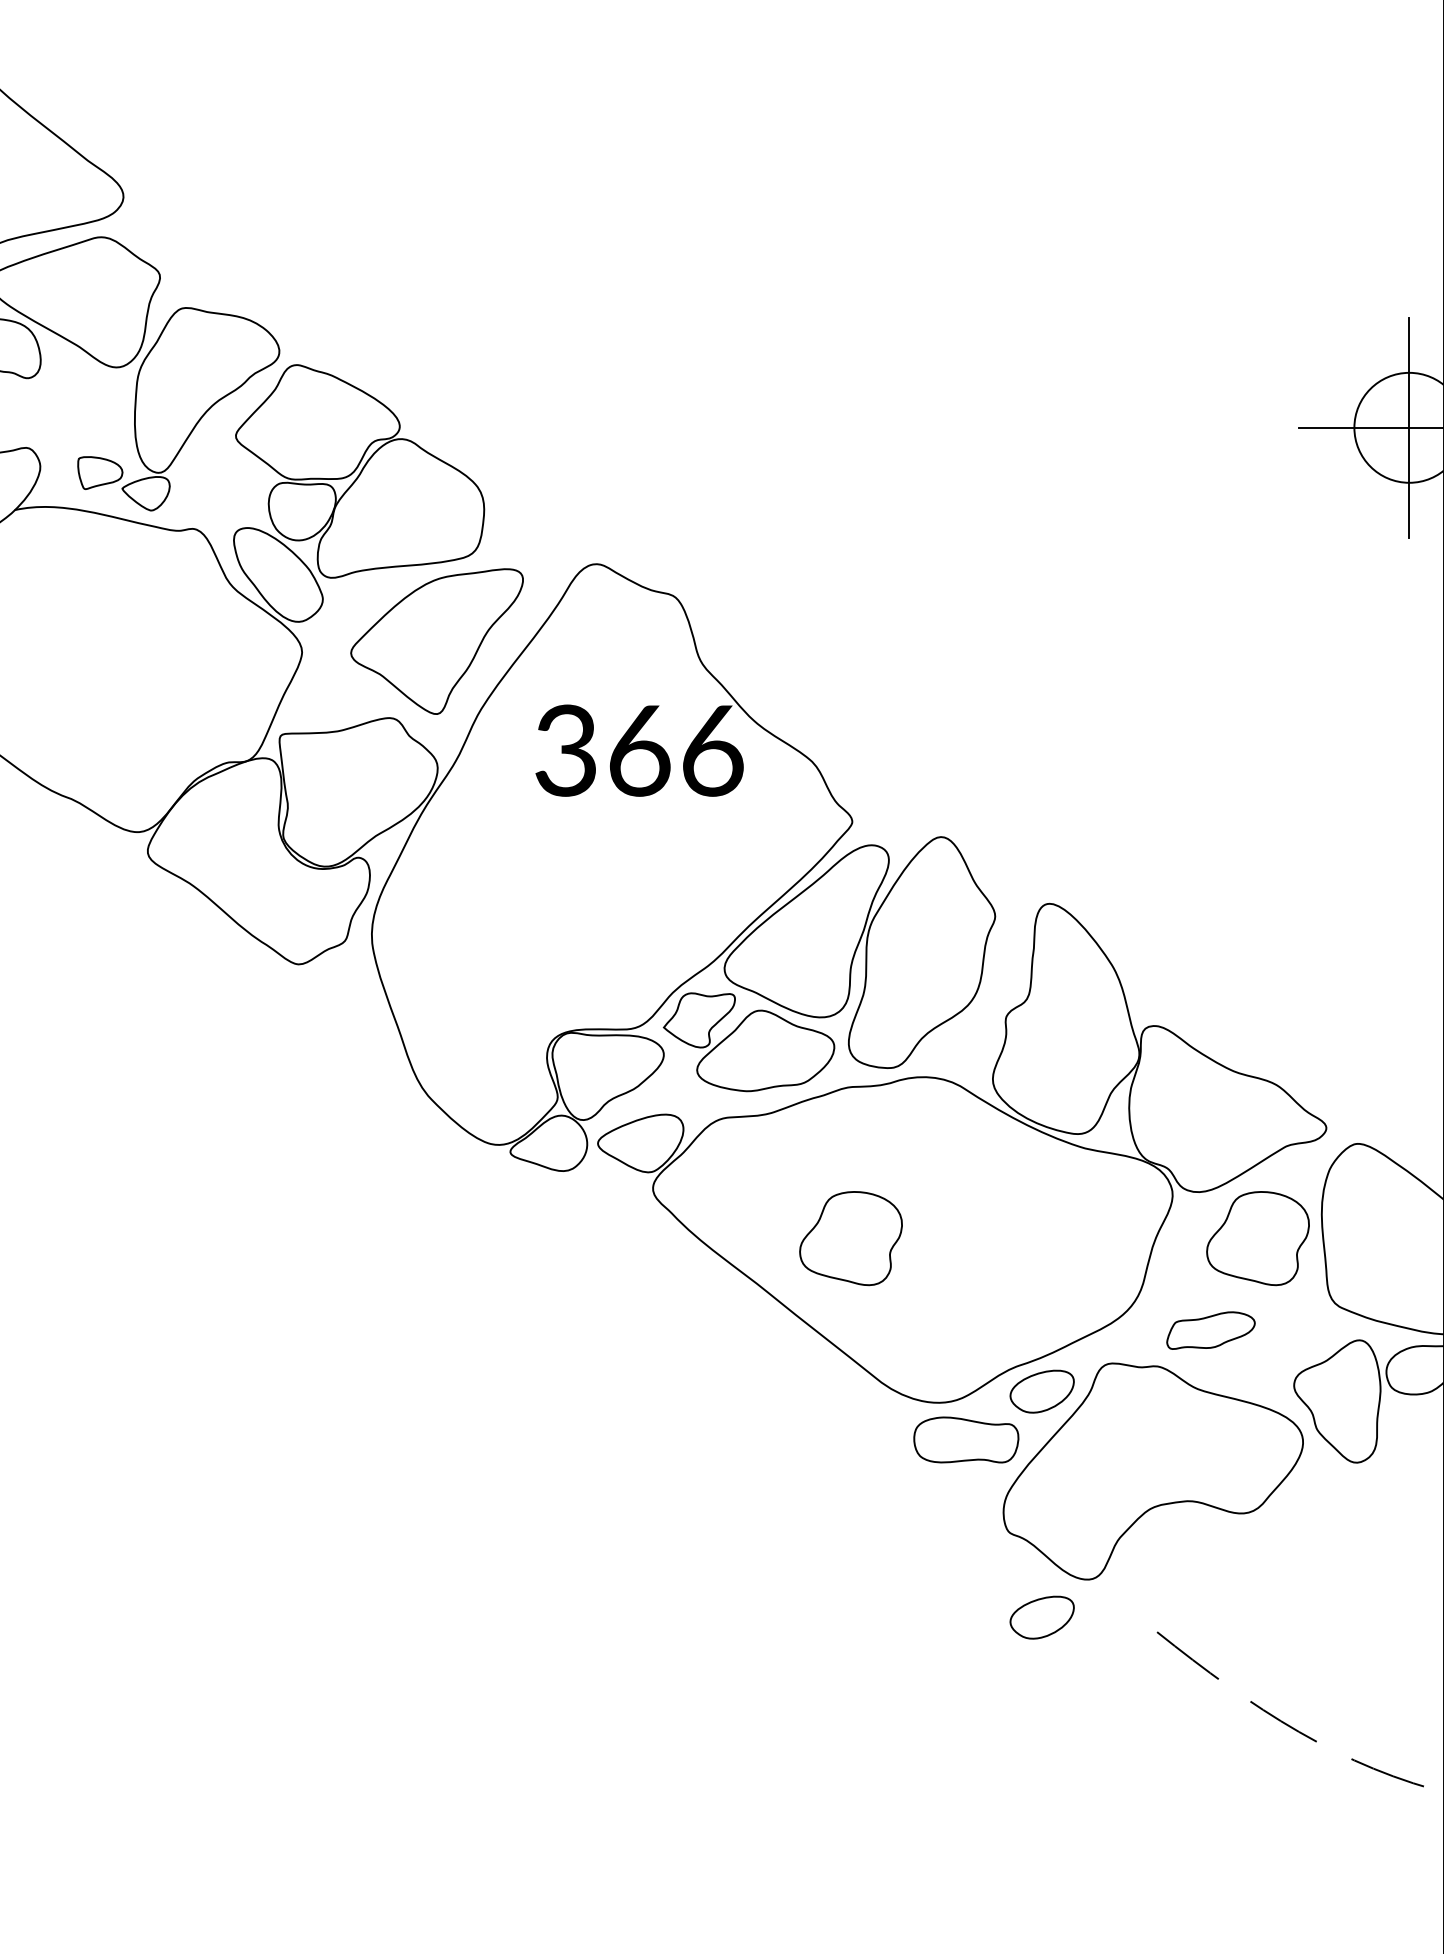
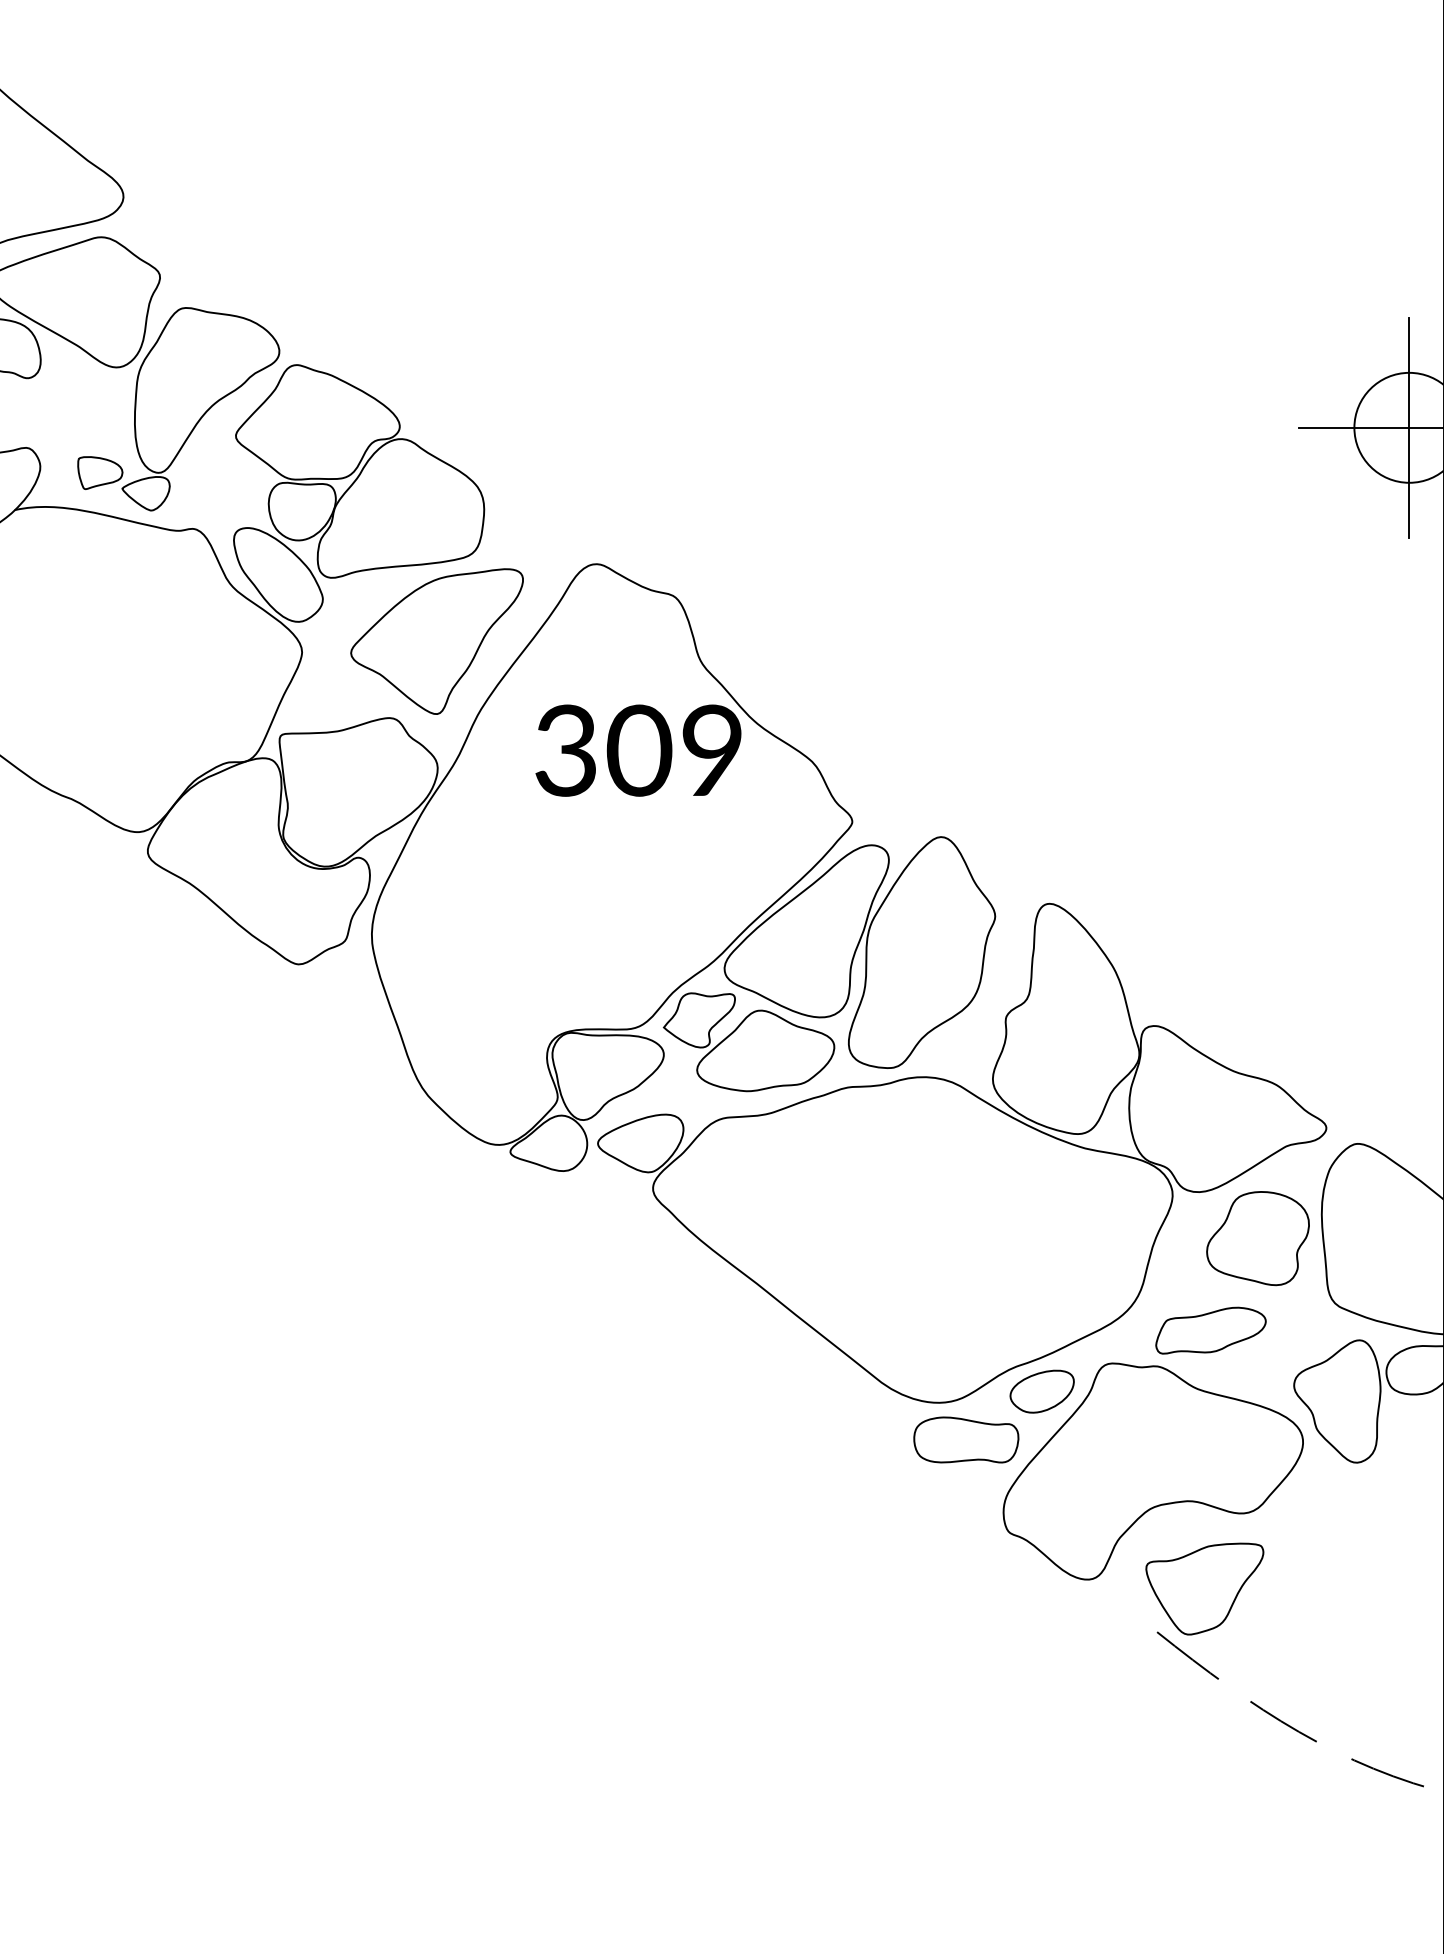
text: 366 -> 309 (674, 750)
part: present -> none (850, 1238)
part size: 90x39 px -> 112x49 px (1210, 1330)
part: none -> present (1204, 1588)
part: present -> none (1041, 1617)
